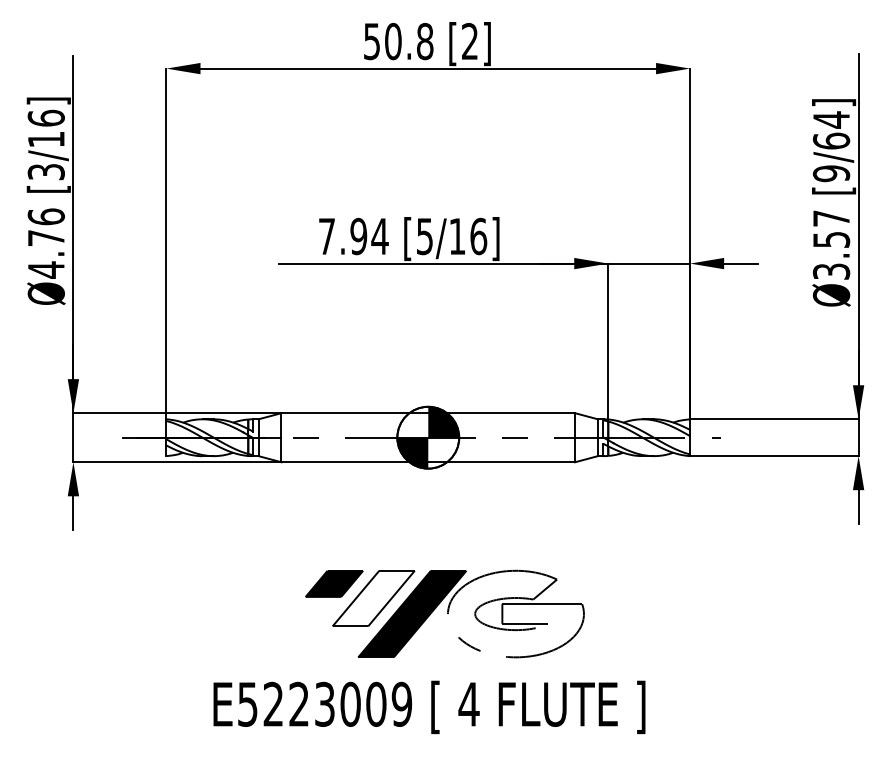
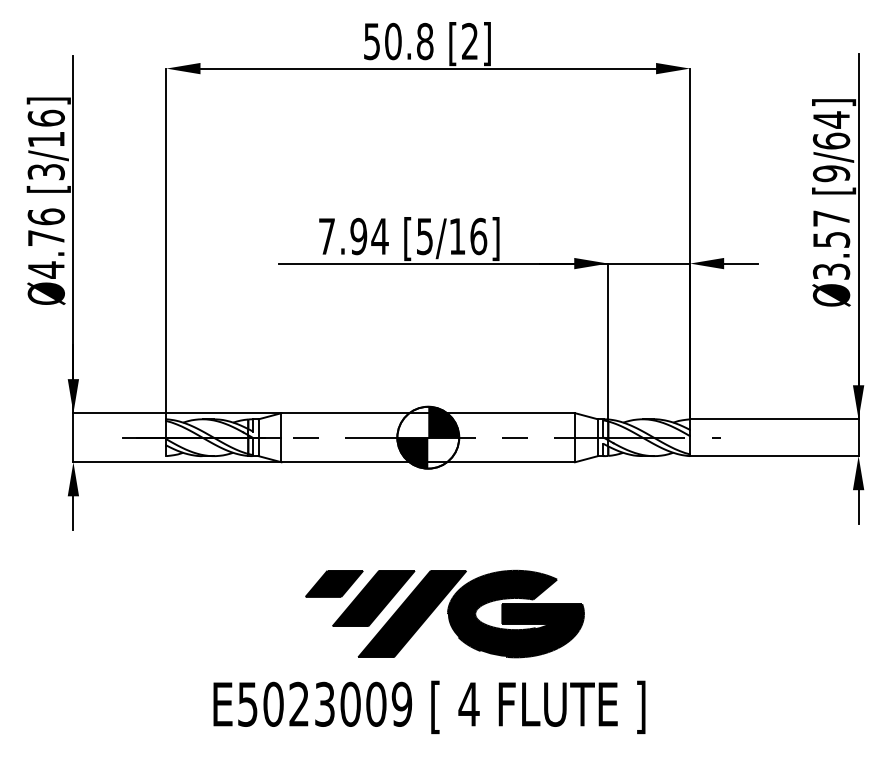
fill: none -> present (373, 598)
fill: none -> present (515, 613)
text: E5223009 -> E5023009 (273, 703)
